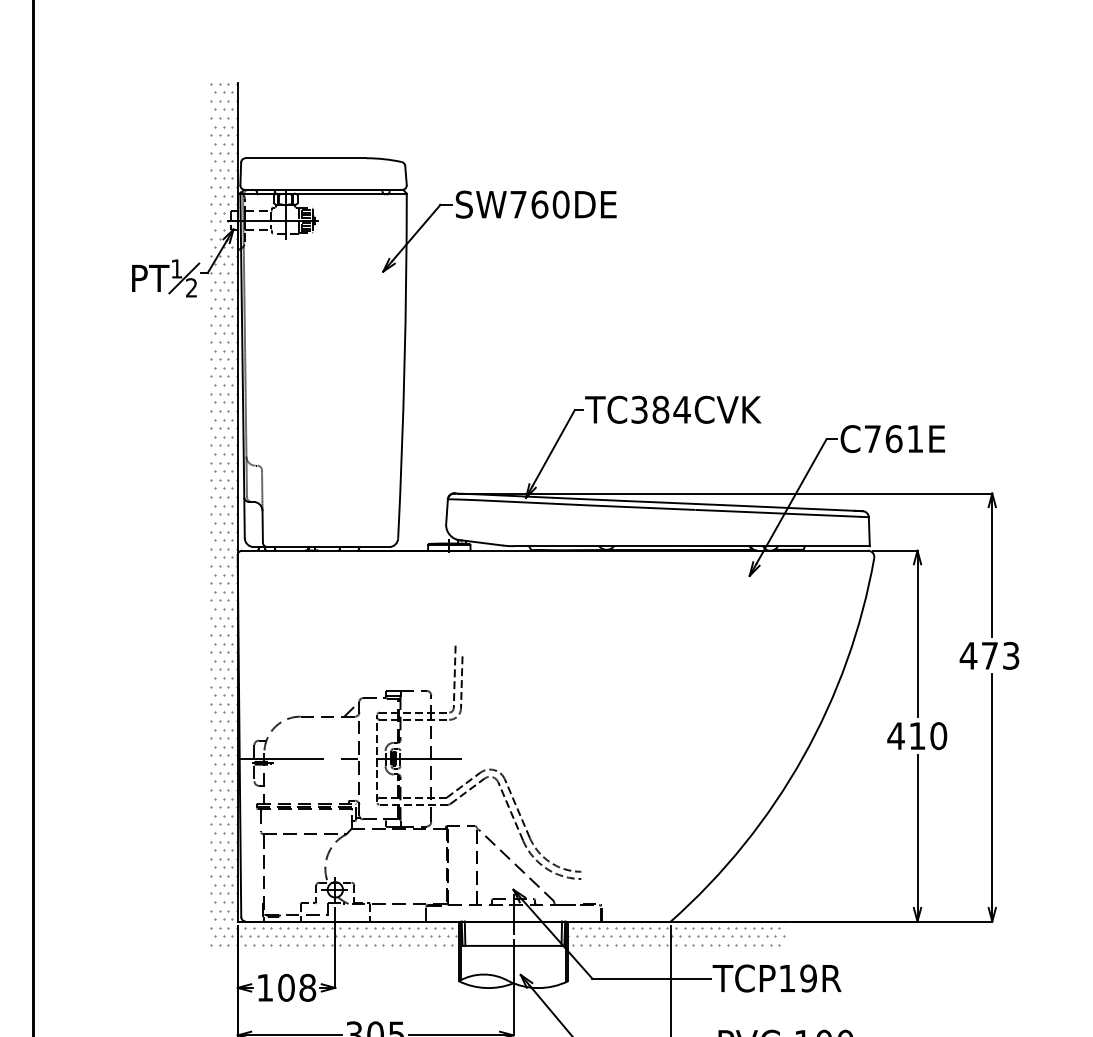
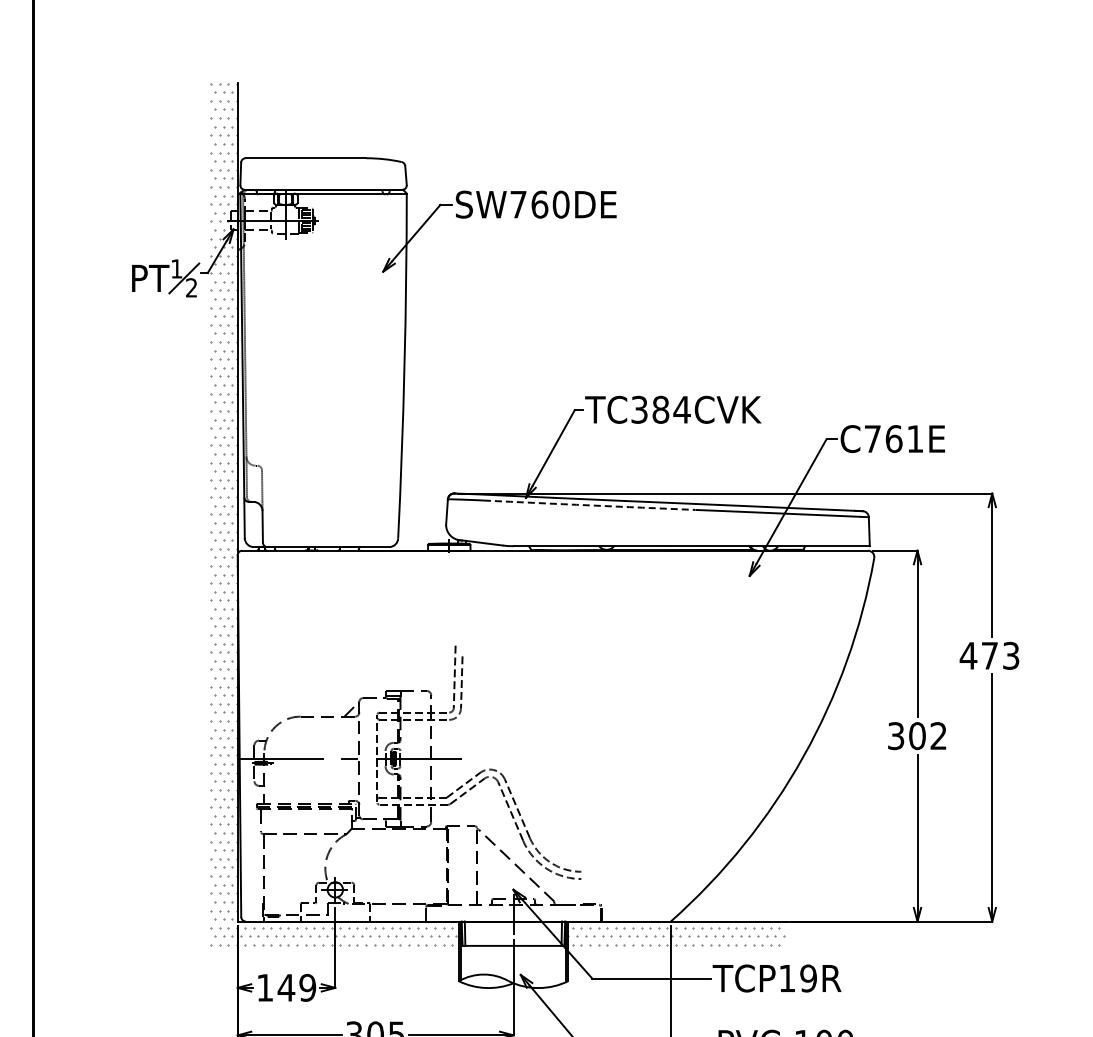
arc: solid -> dashed (589, 505)
text: 410 -> 302 (917, 736)
text: 108 -> 149 (296, 987)
